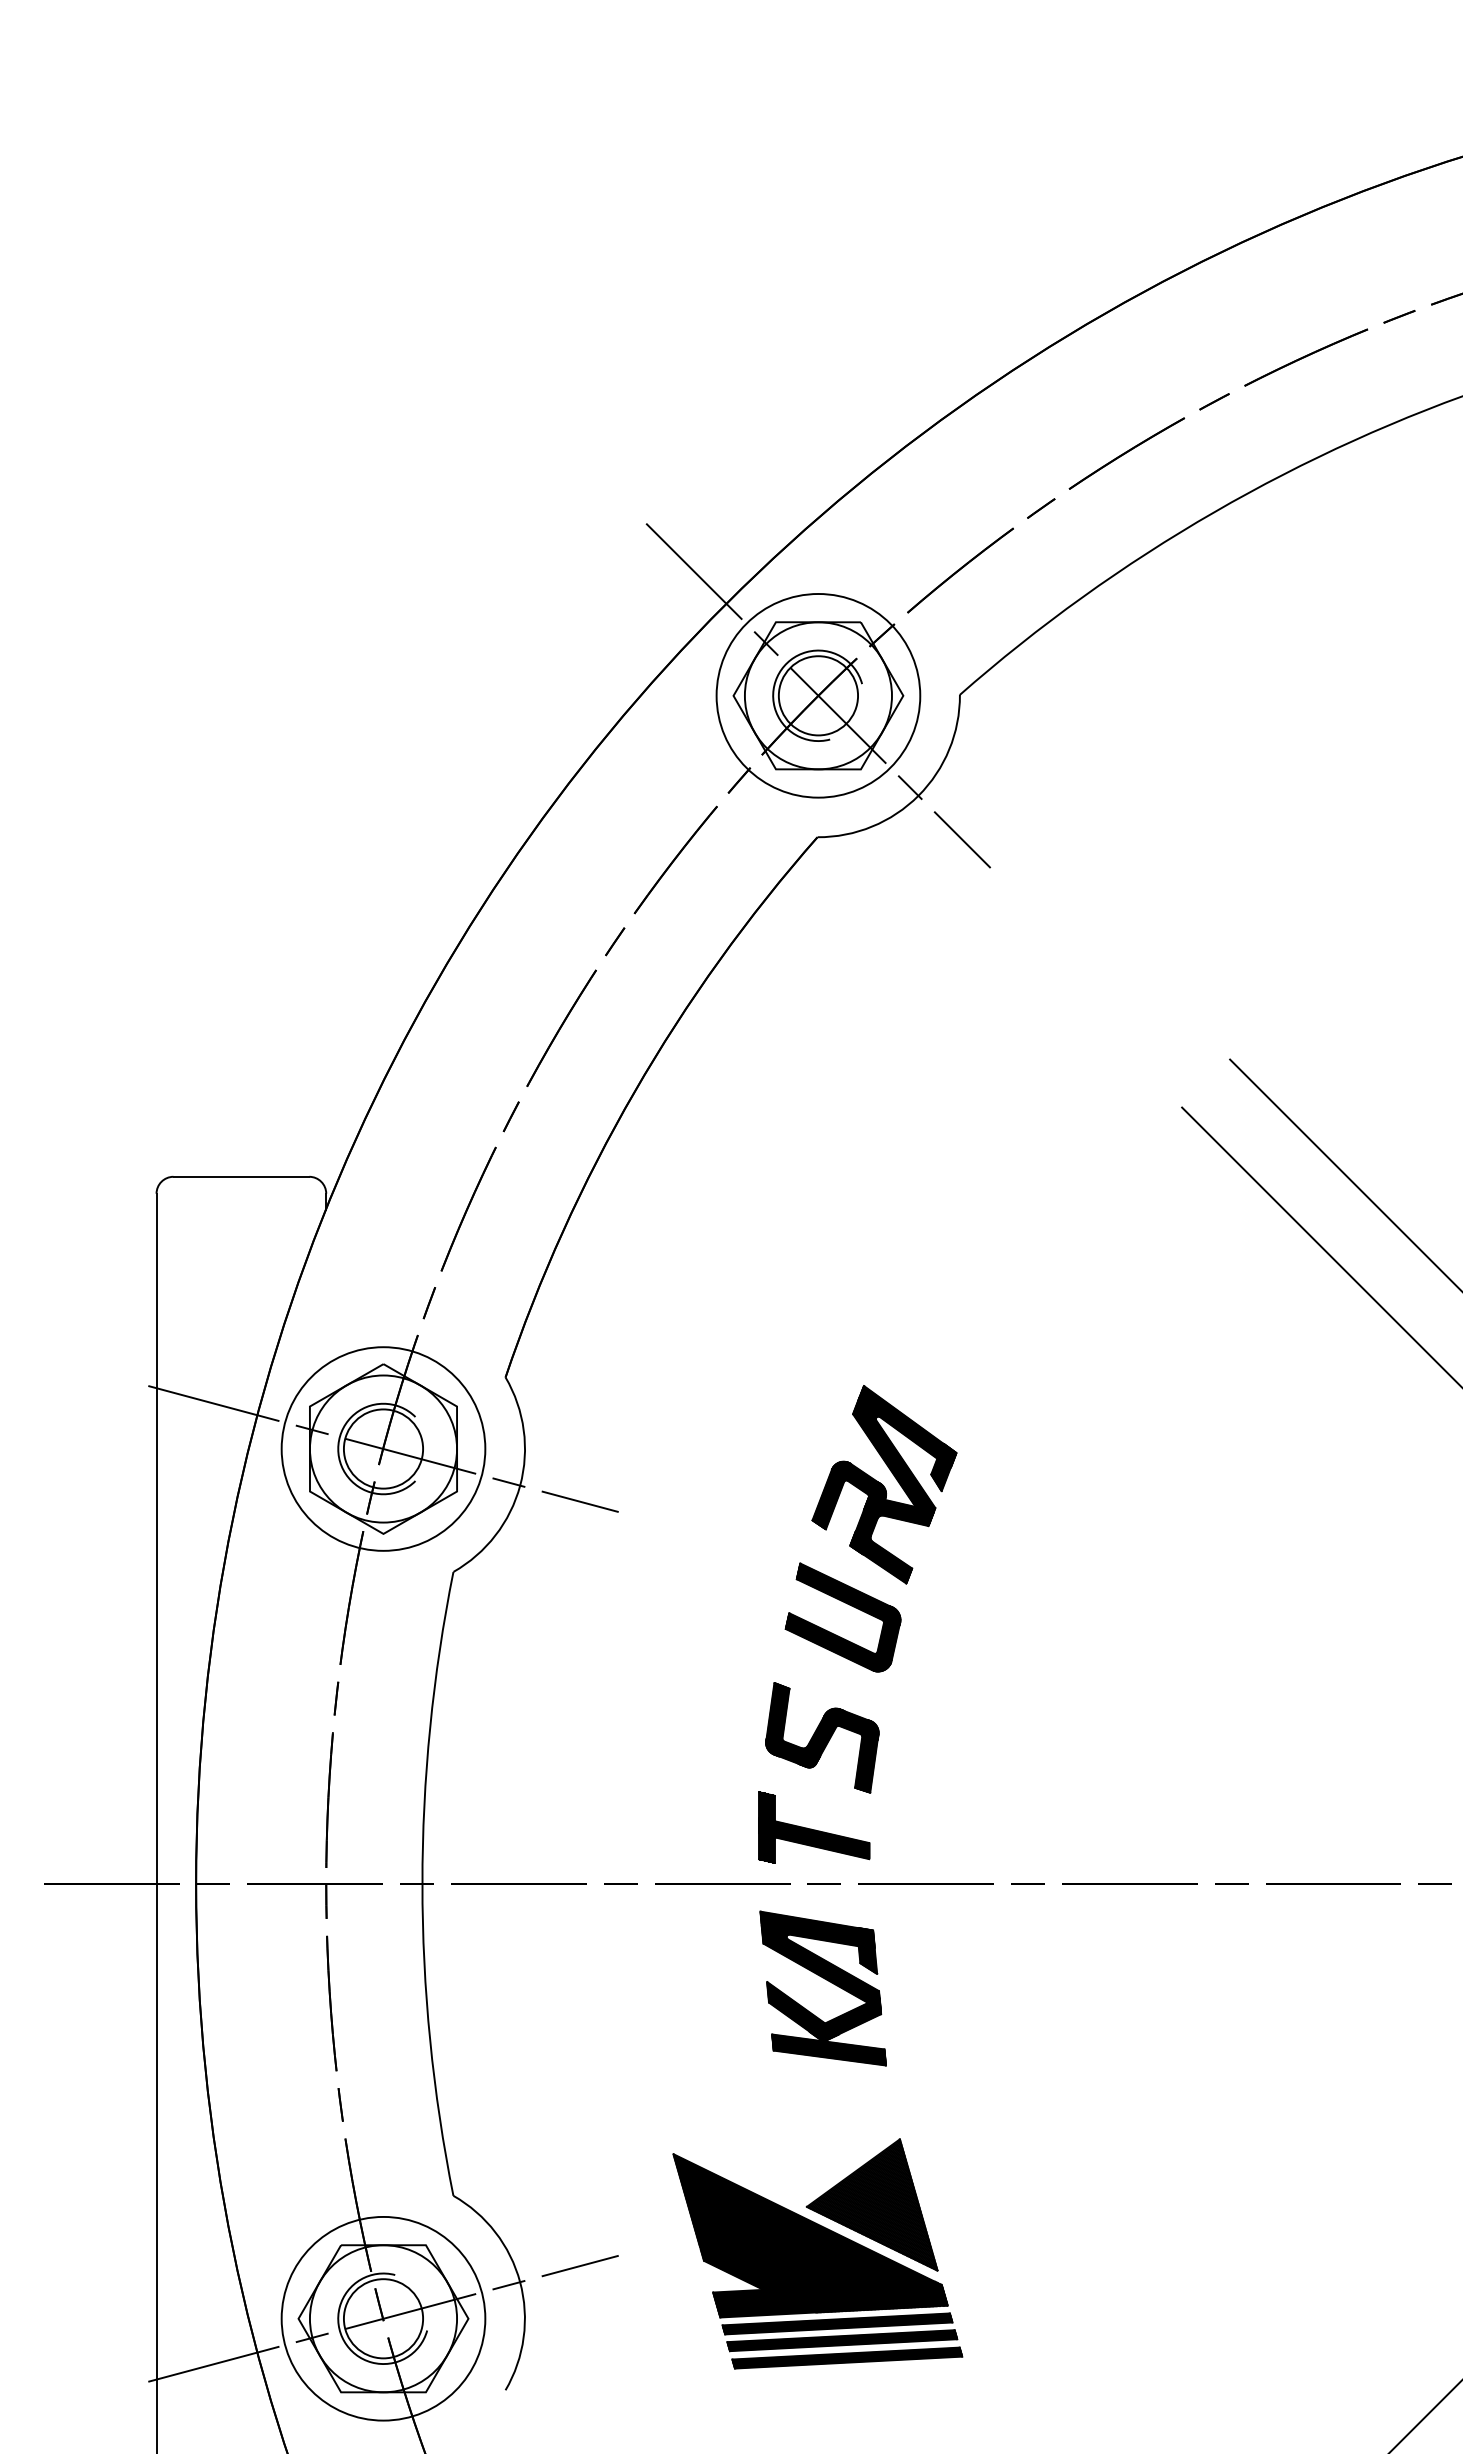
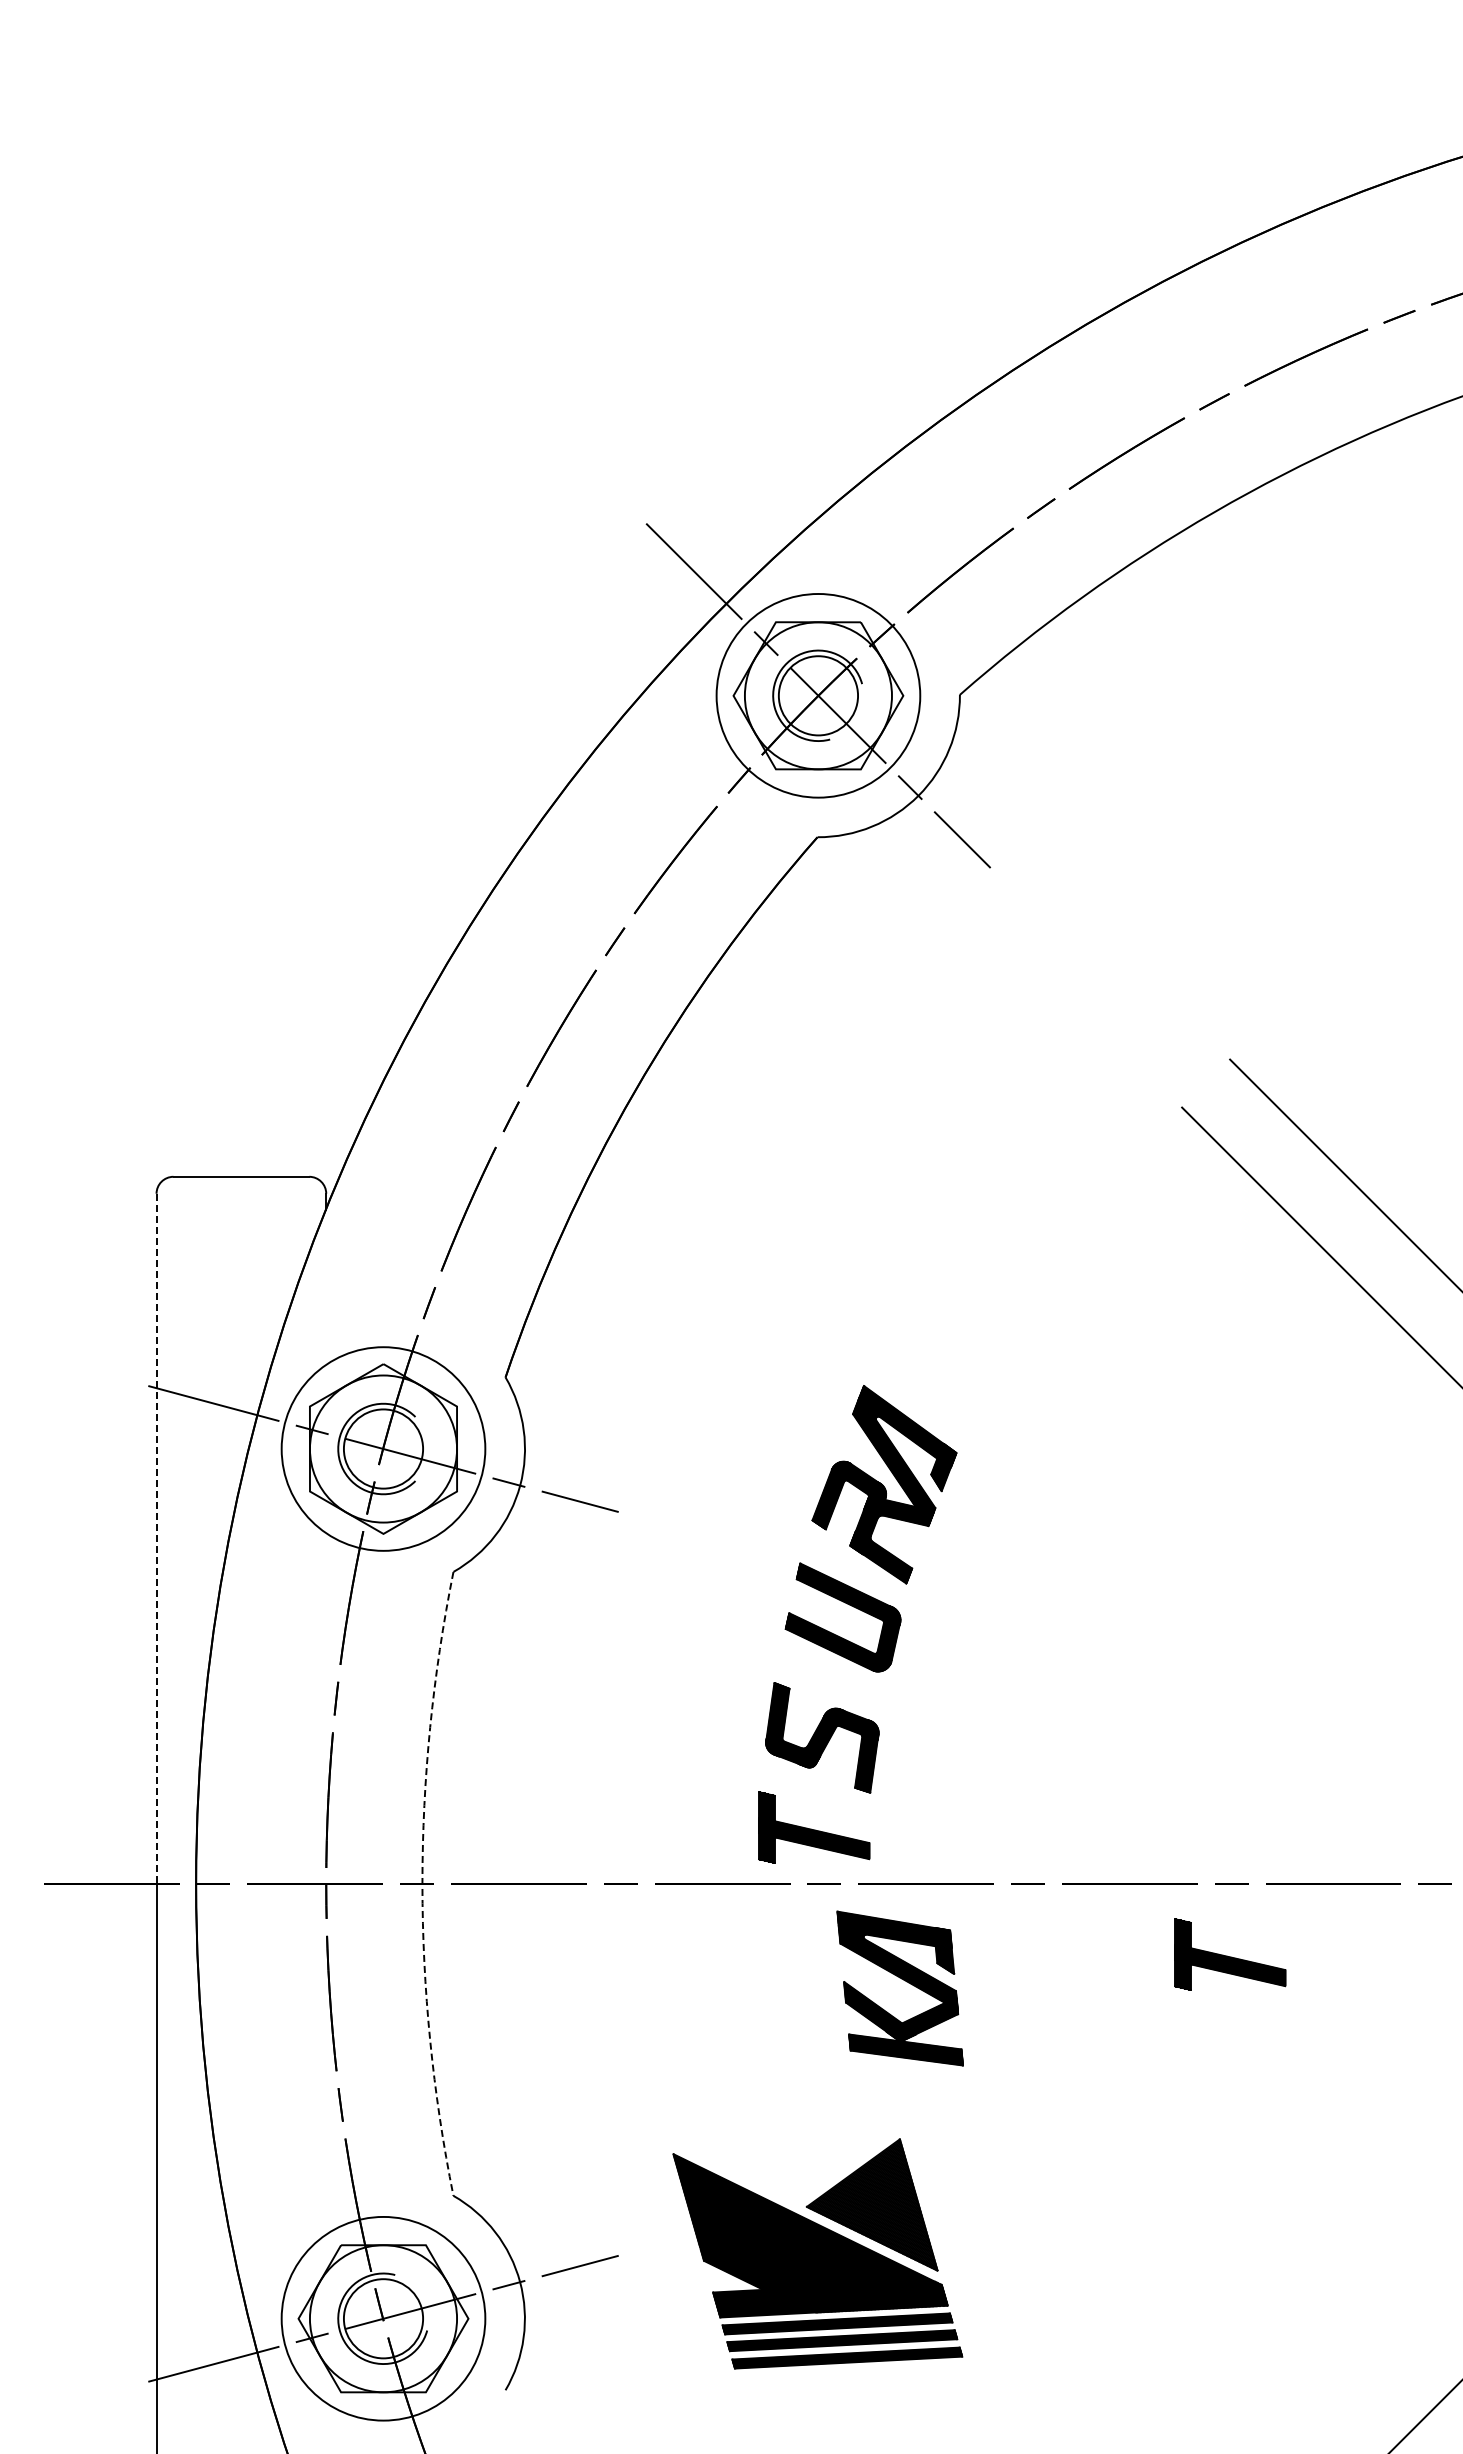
line: solid -> dashed (156, 1539)
arc: solid -> dashed (422, 1883)
part: none -> present (1230, 1954)
part position: (826, 1980) -> (903, 1980) (903, 1980)
